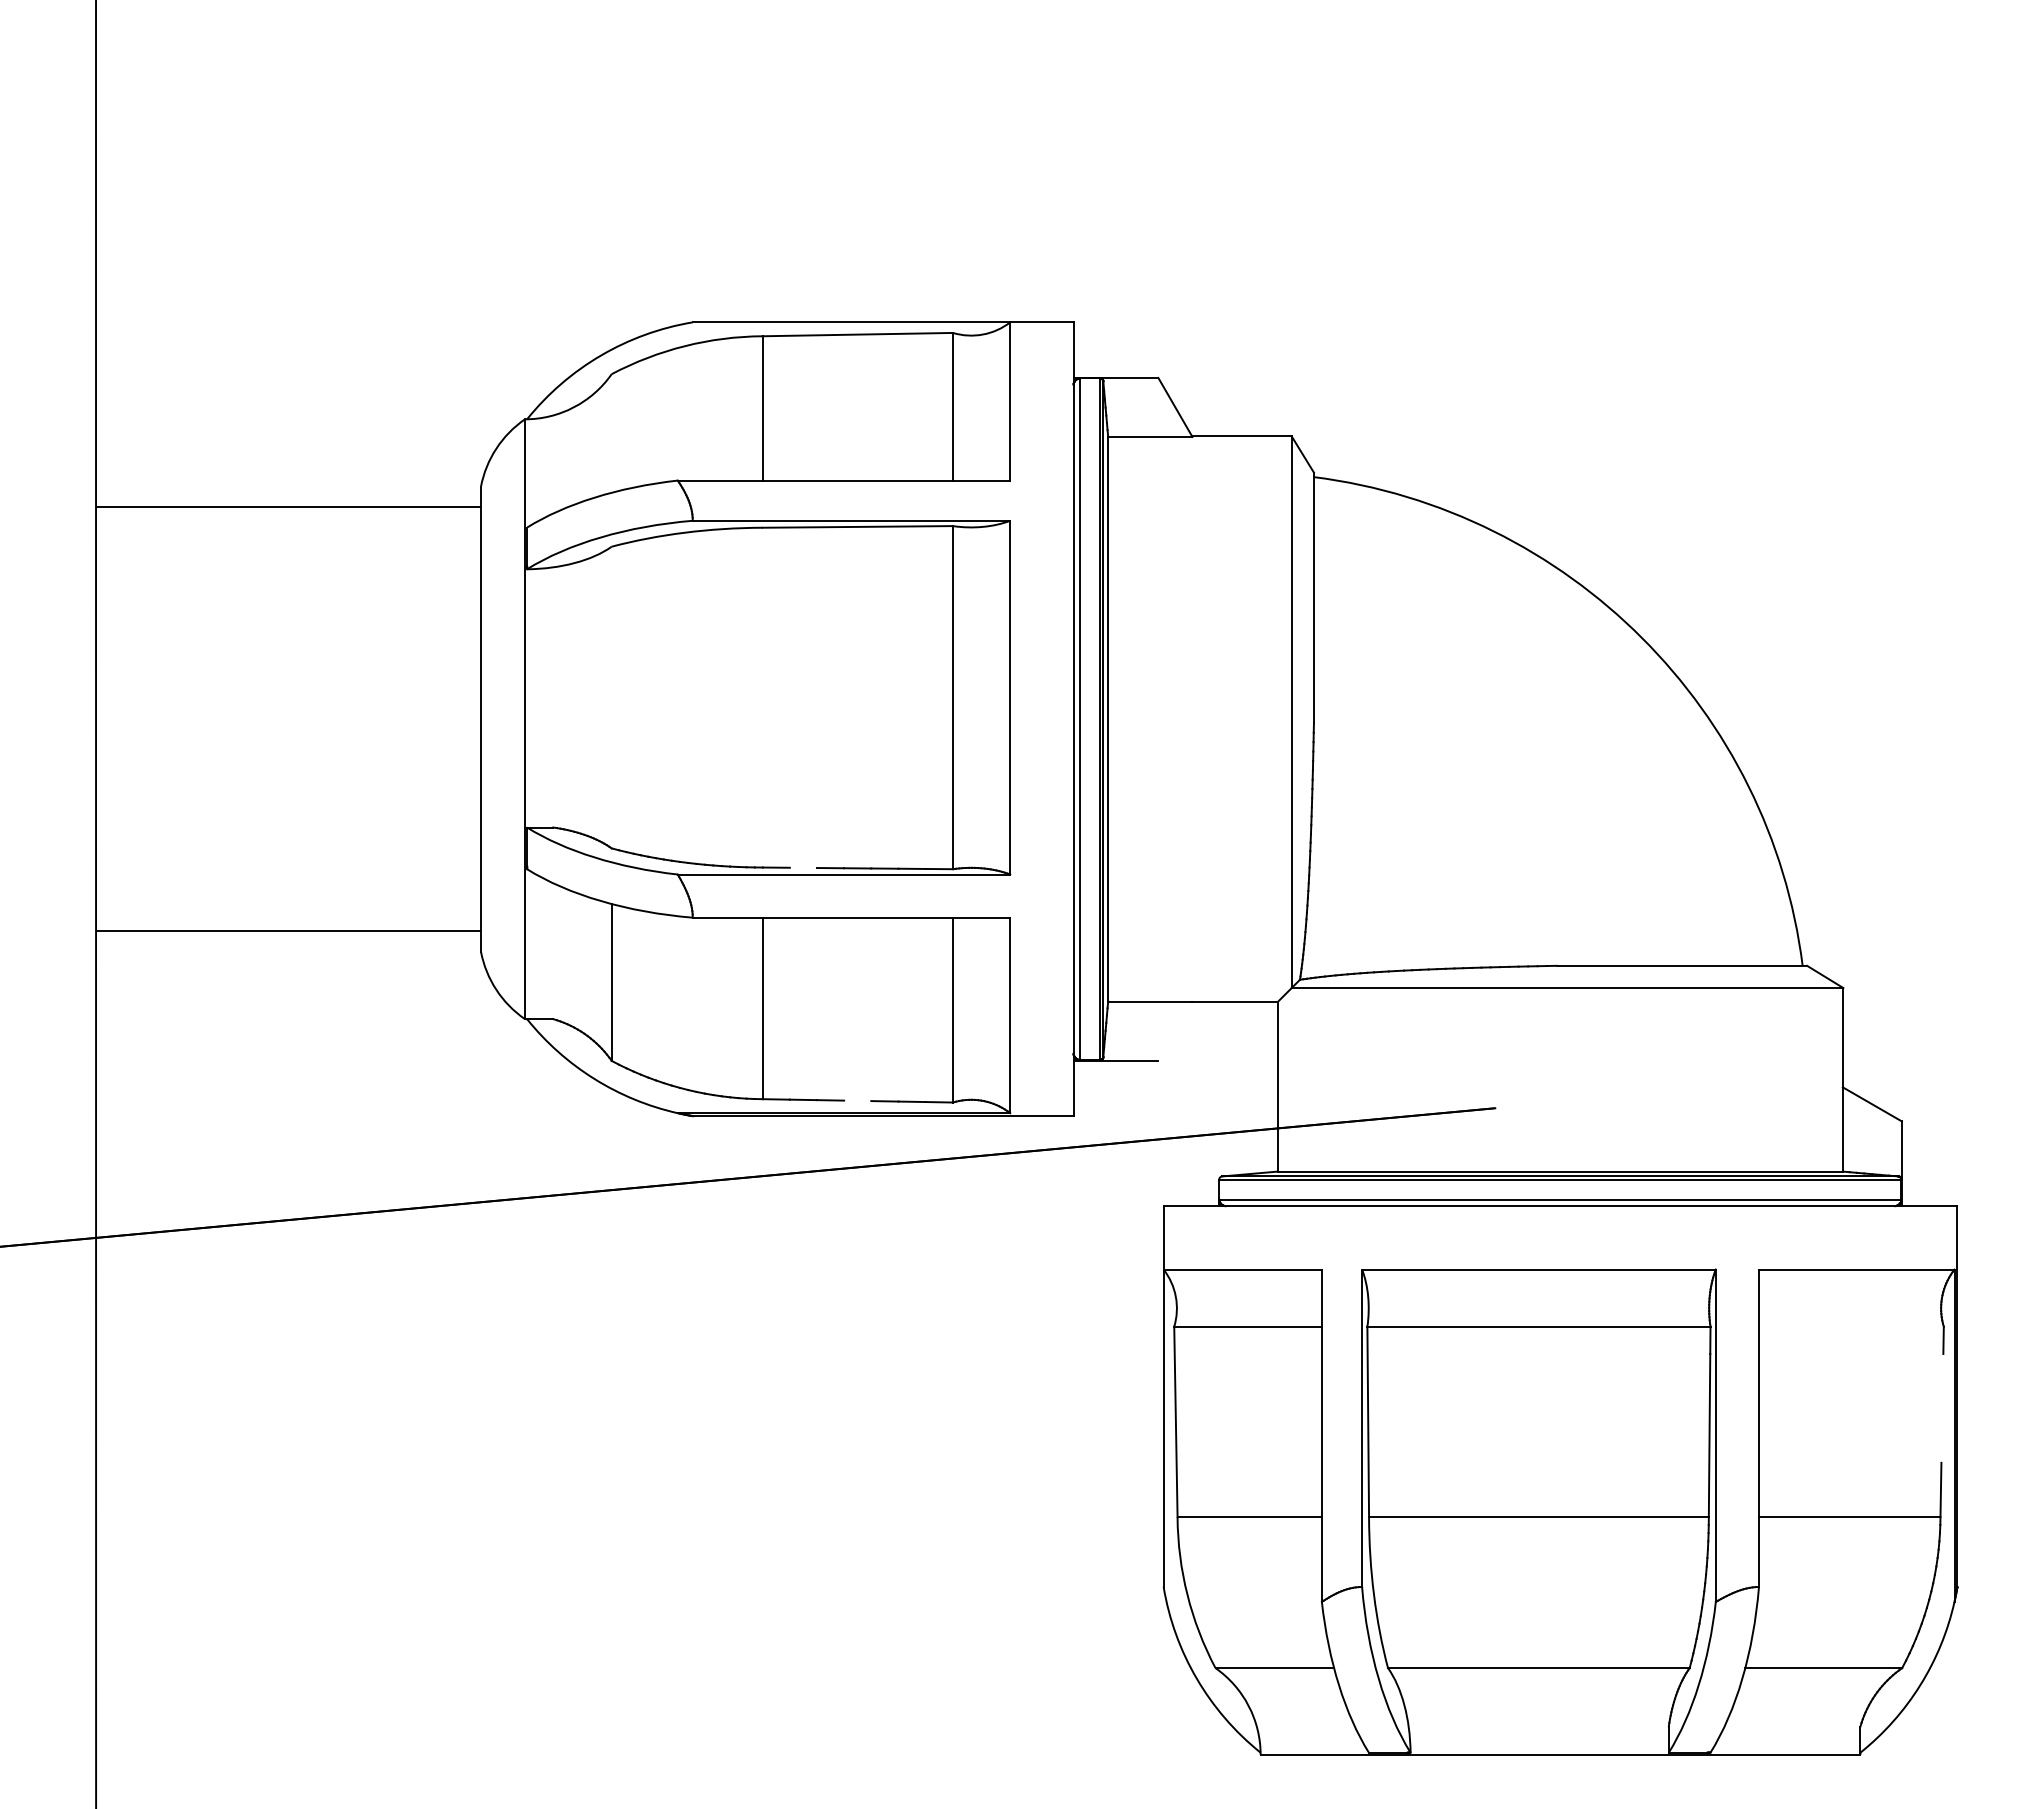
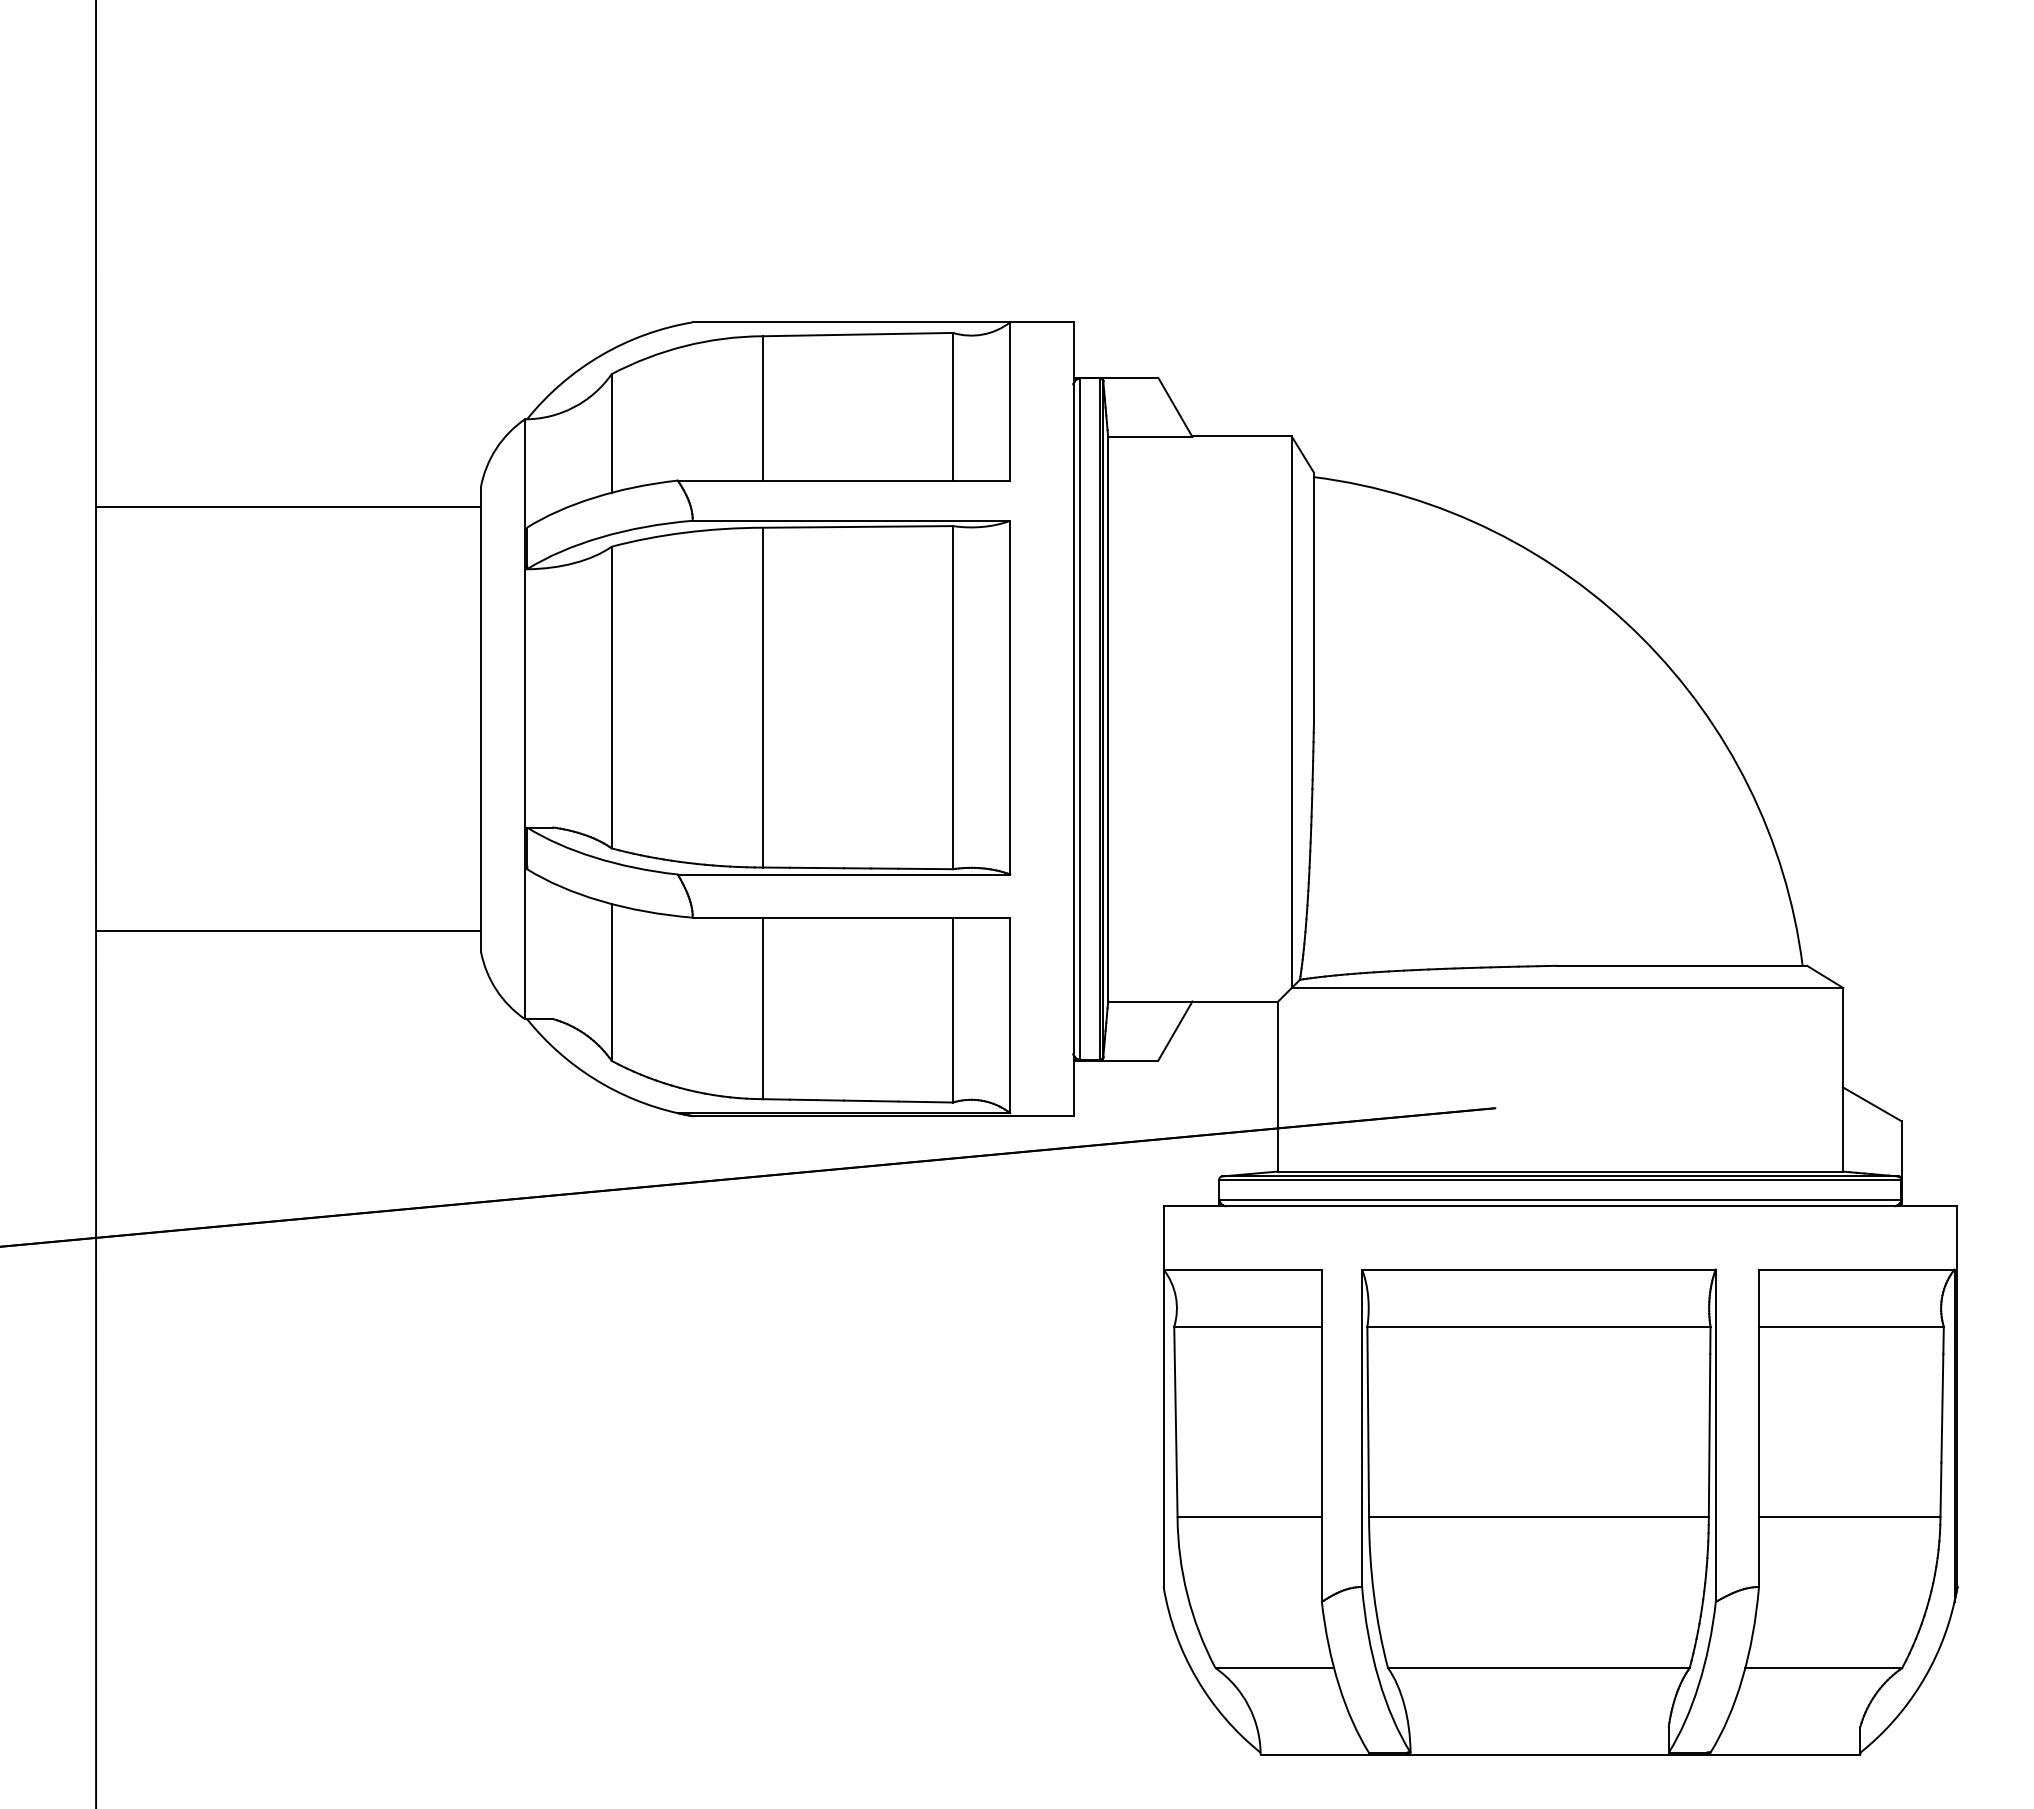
line: none -> present (611, 433)
line: none -> present (611, 697)
line: none -> present (762, 697)
line: none -> present (802, 867)
line: none -> present (1175, 1030)
line: none -> present (857, 1100)
line: none -> present (1850, 1326)
line: none -> present (1942, 1408)
